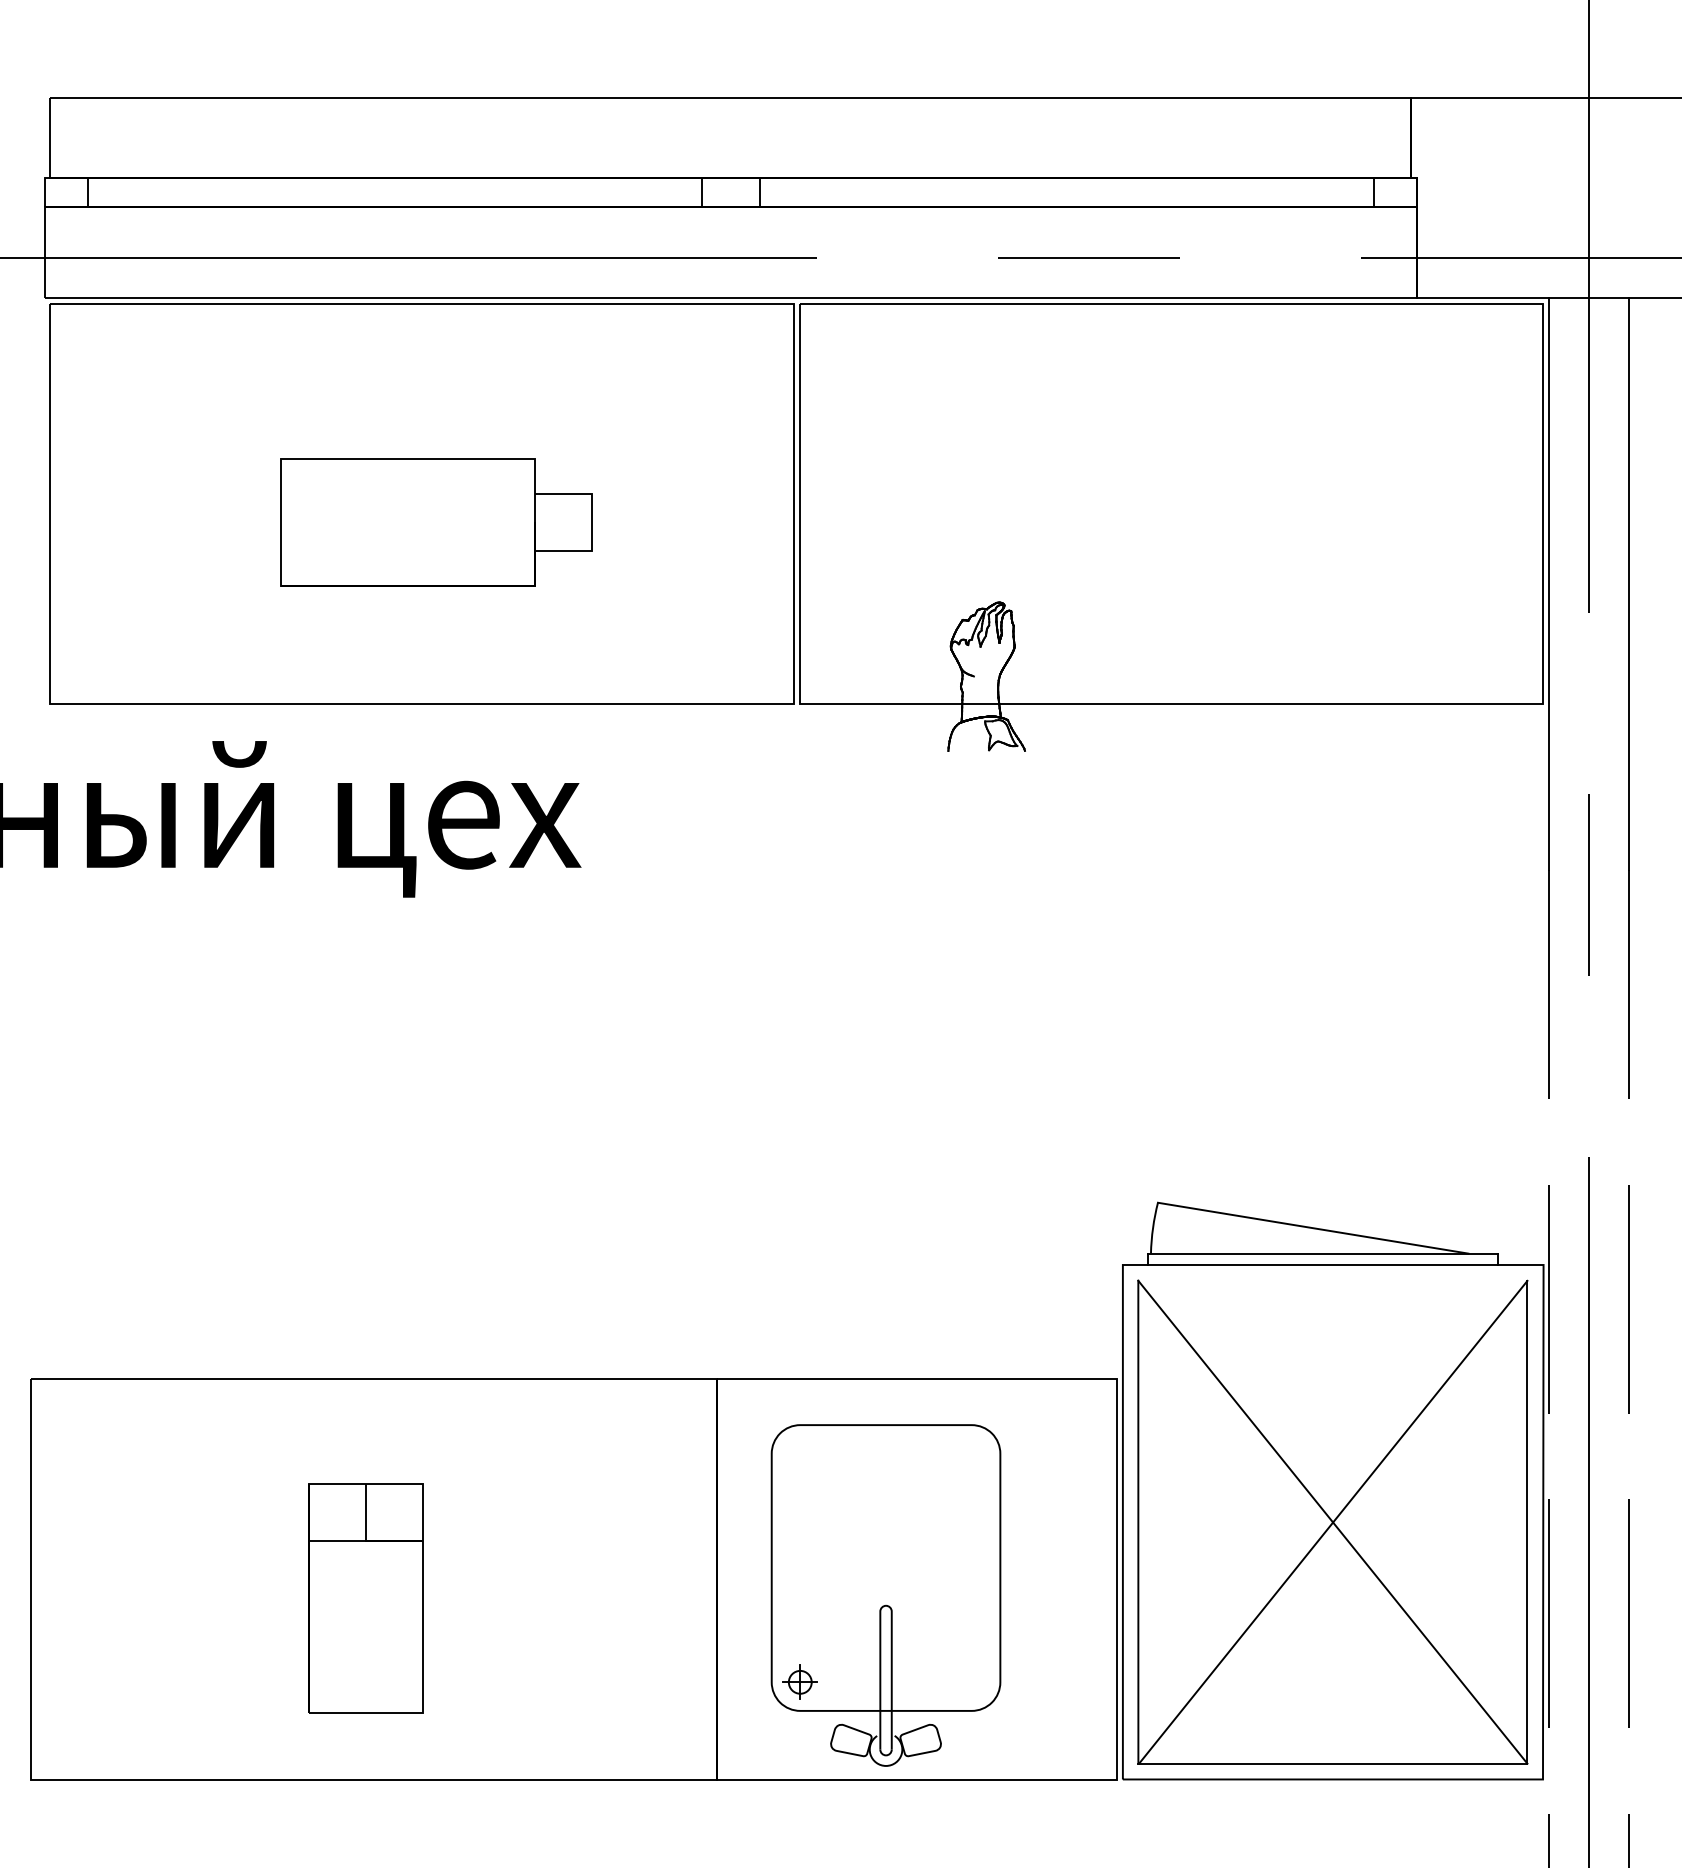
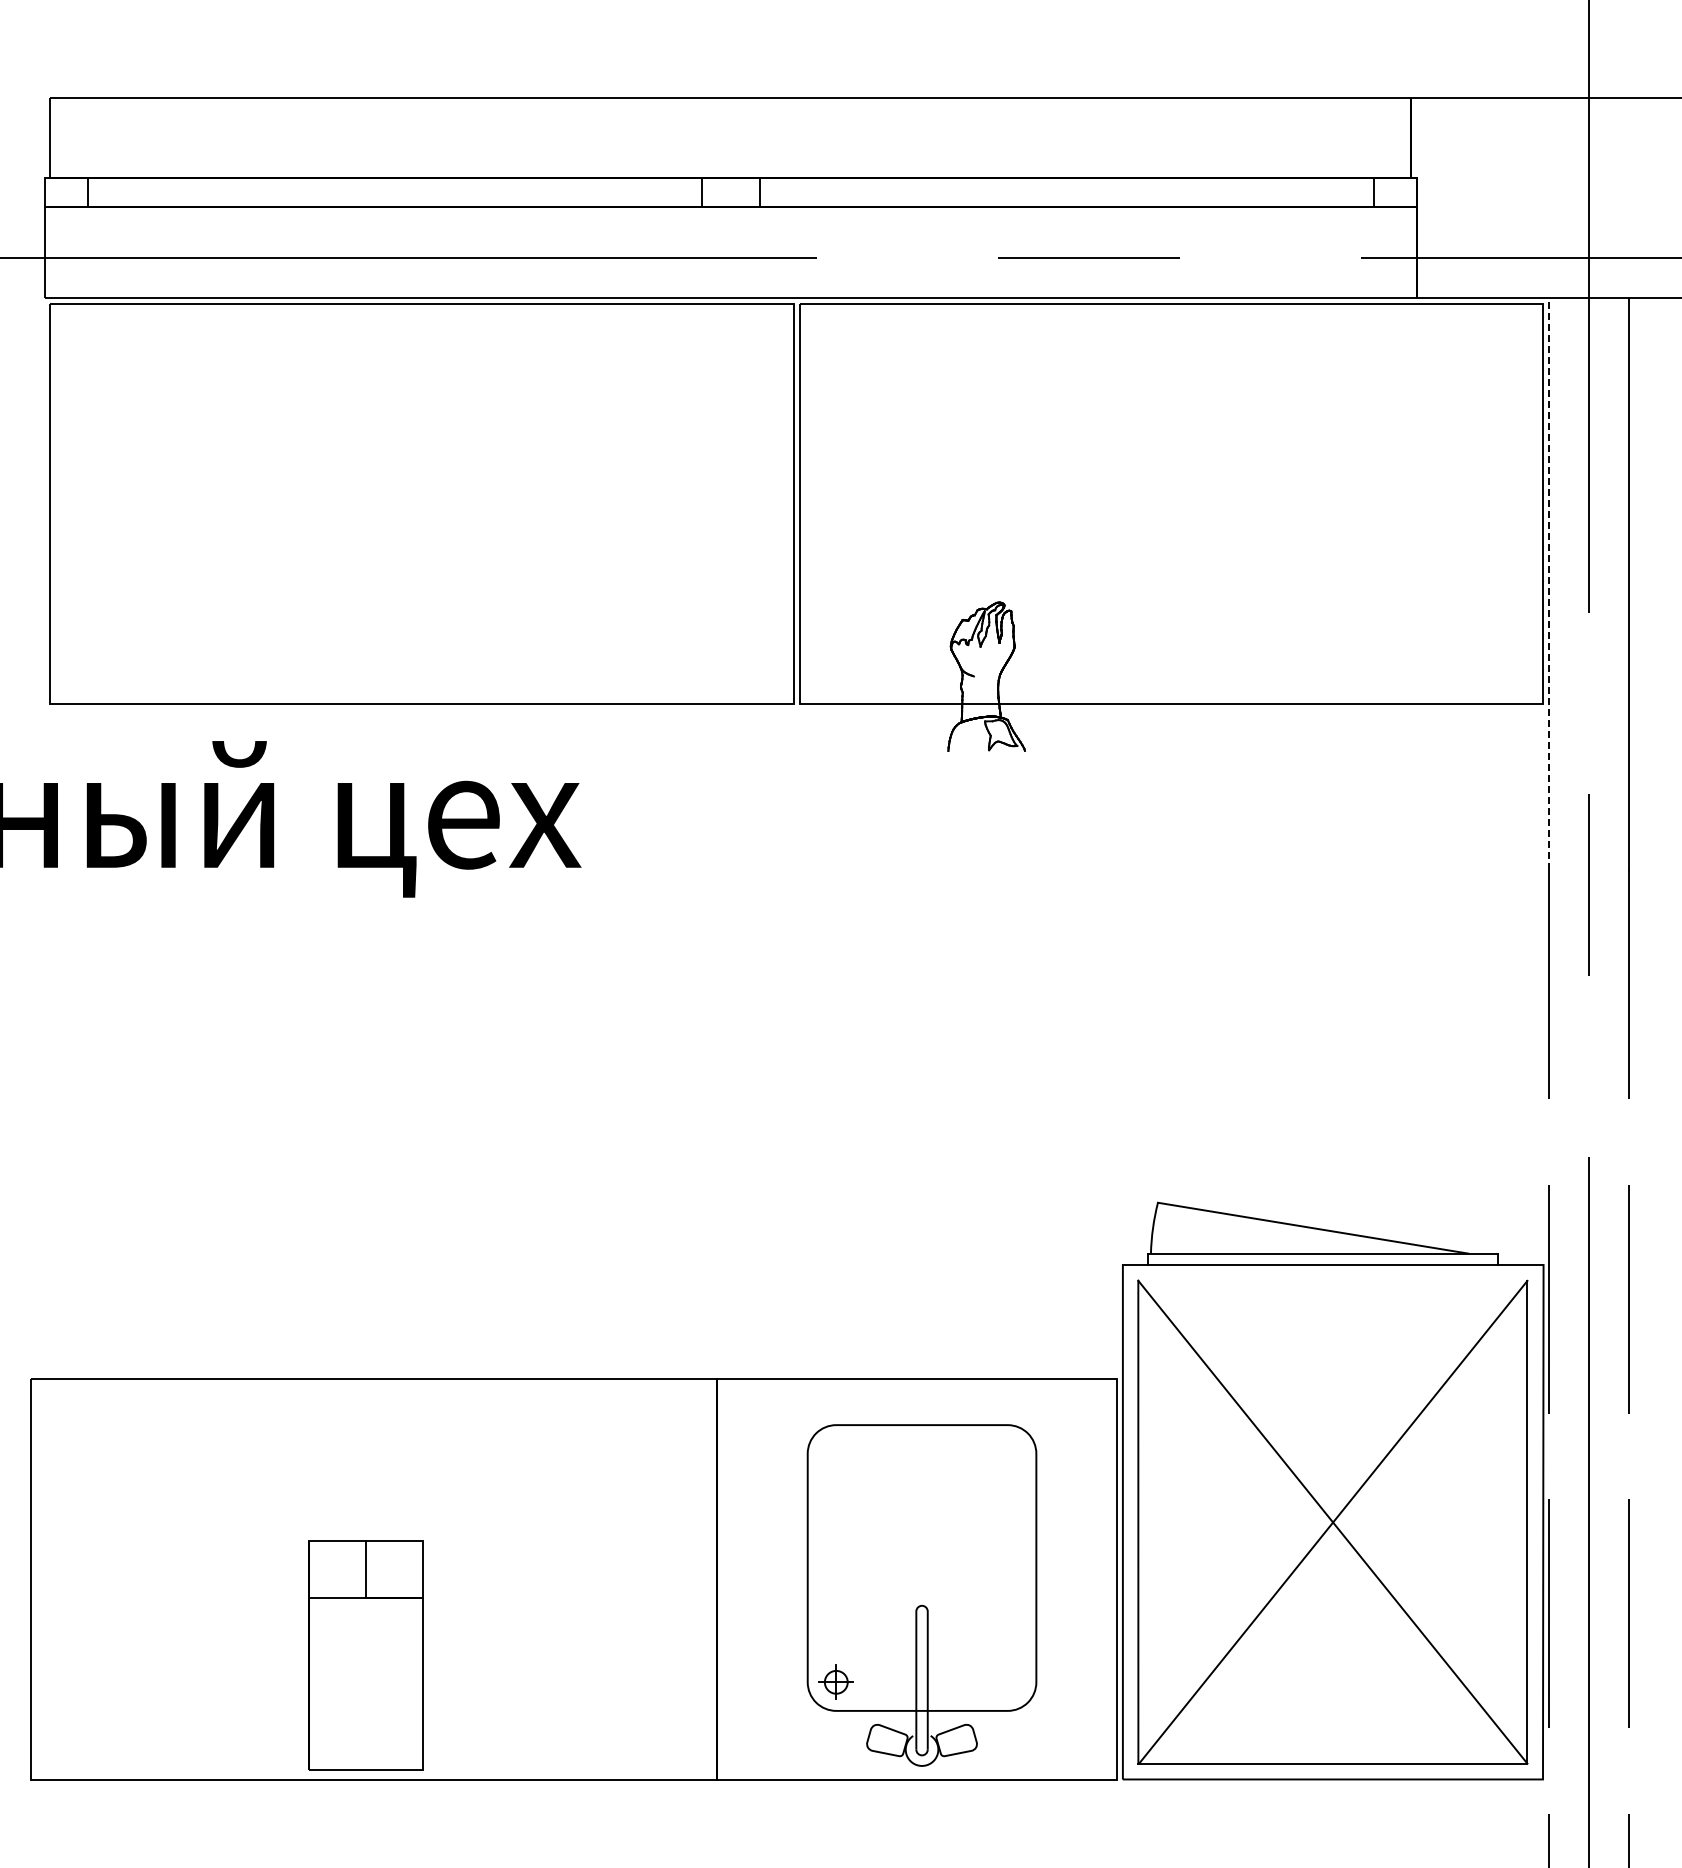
curve: present -> none (436, 459)
line: solid -> dashed (1548, 584)
part position: (885, 1595) -> (921, 1595) (921, 1595)
part position: (365, 1598) -> (365, 1655) (365, 1655)
